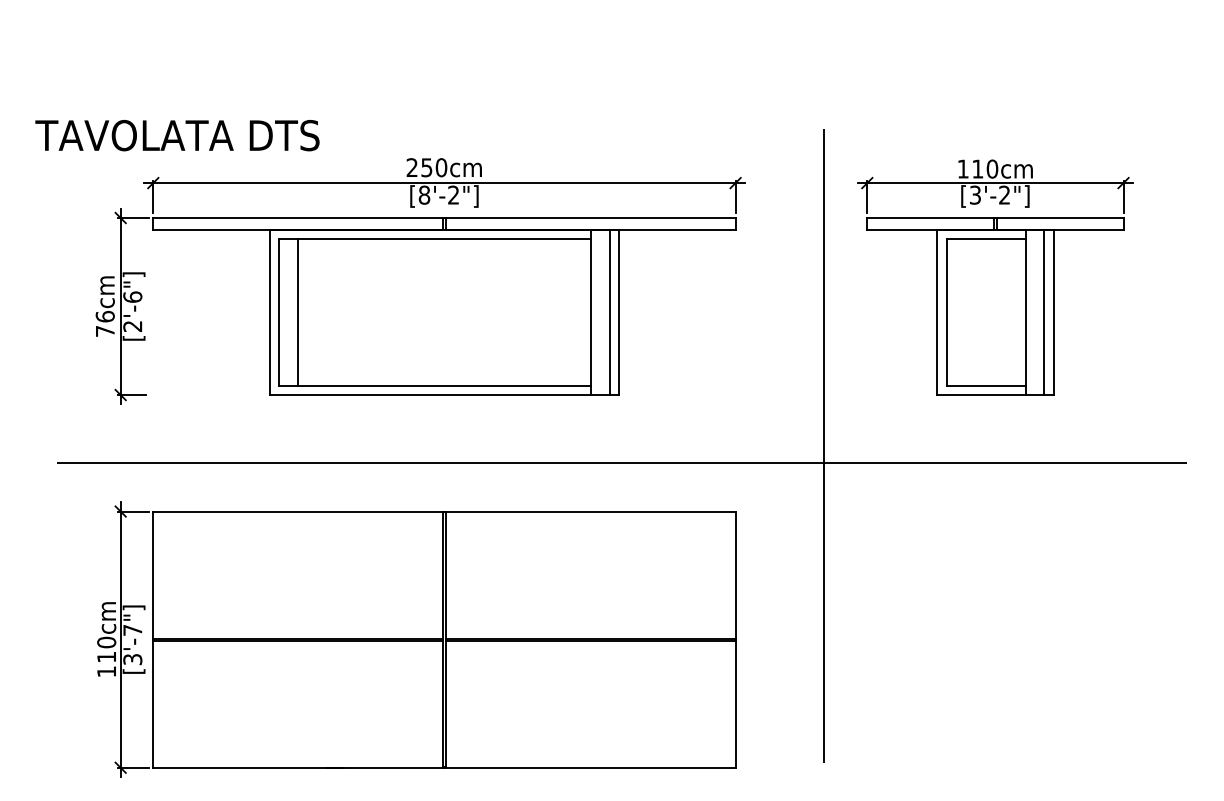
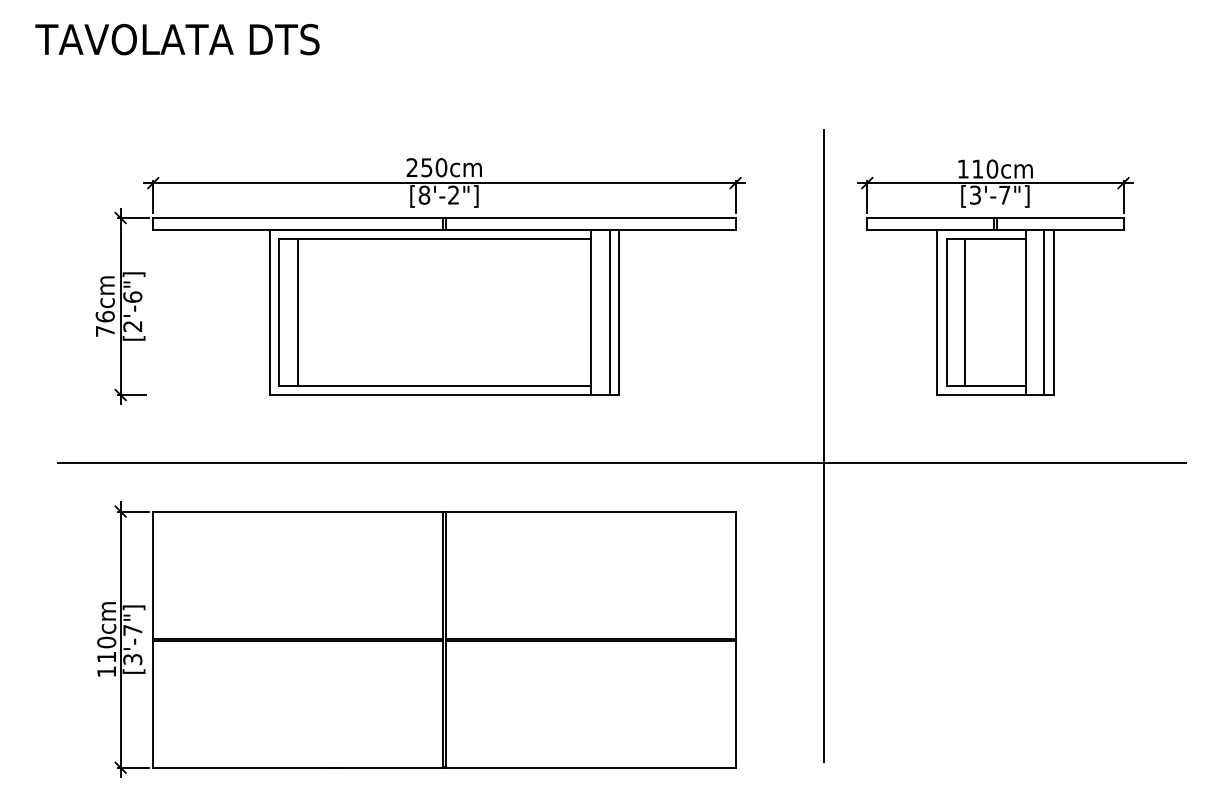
text position: (177, 135) -> (177, 39) (177, 39)
text: [3'-2"] -> [3'-7"] (1004, 194)
line: none -> present (965, 311)
